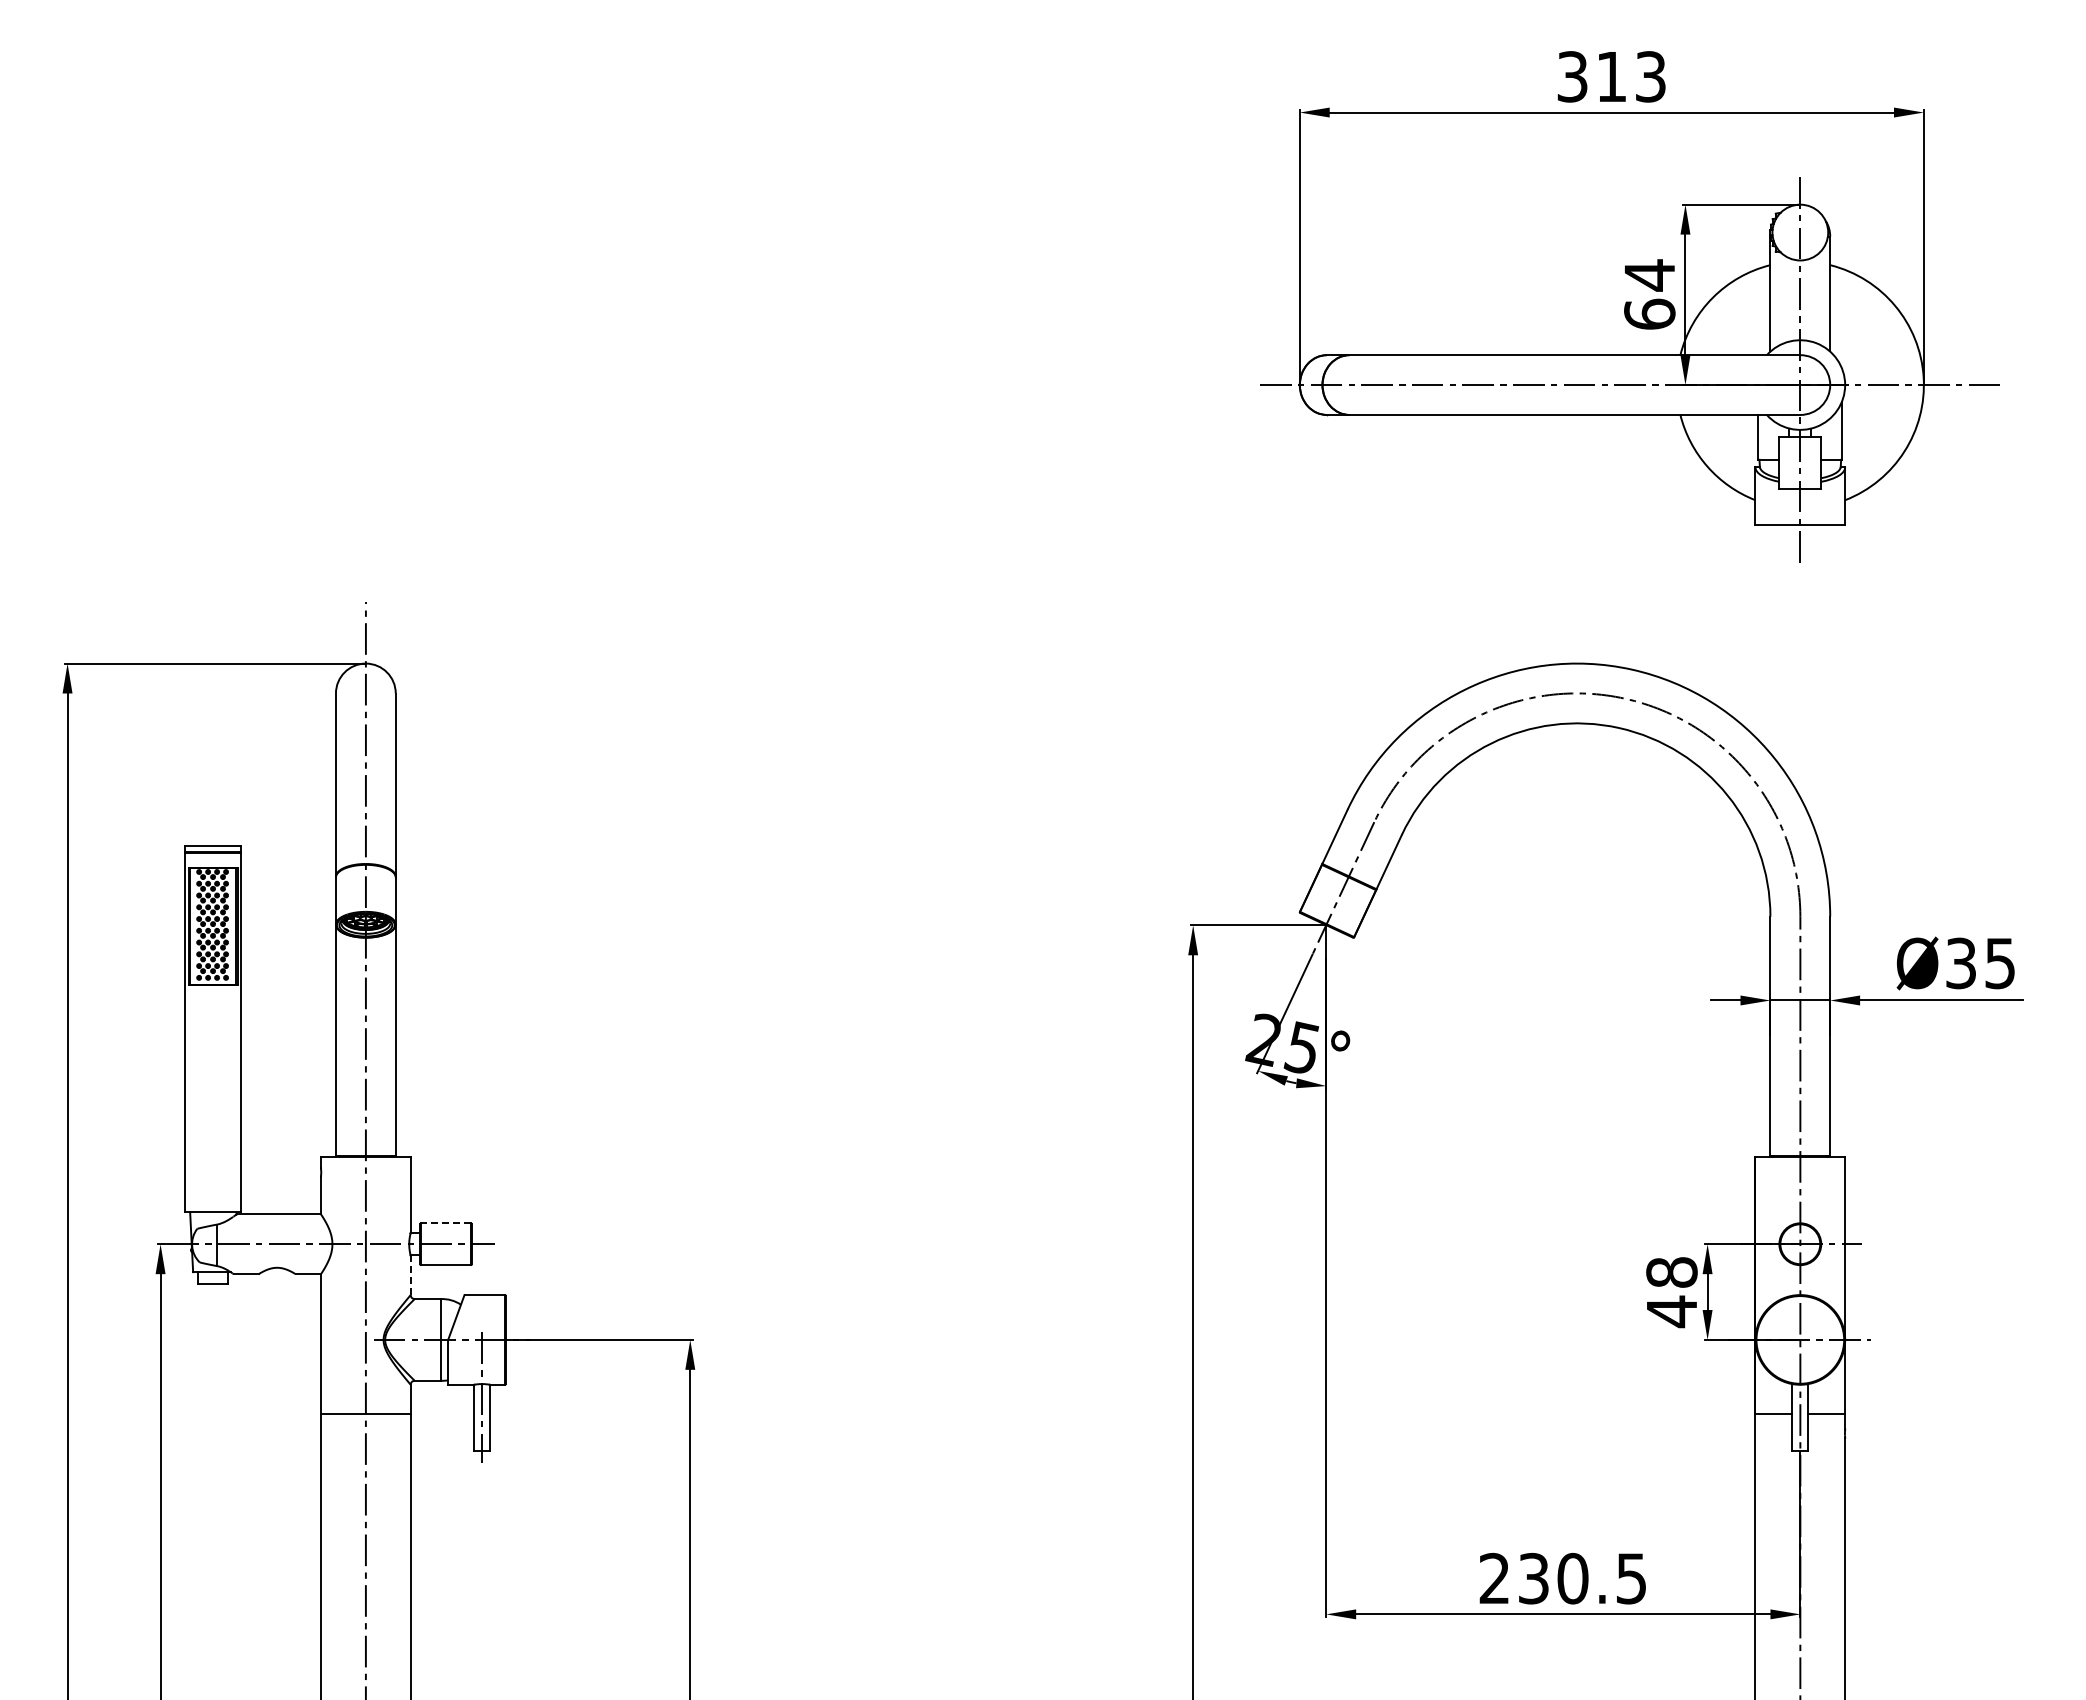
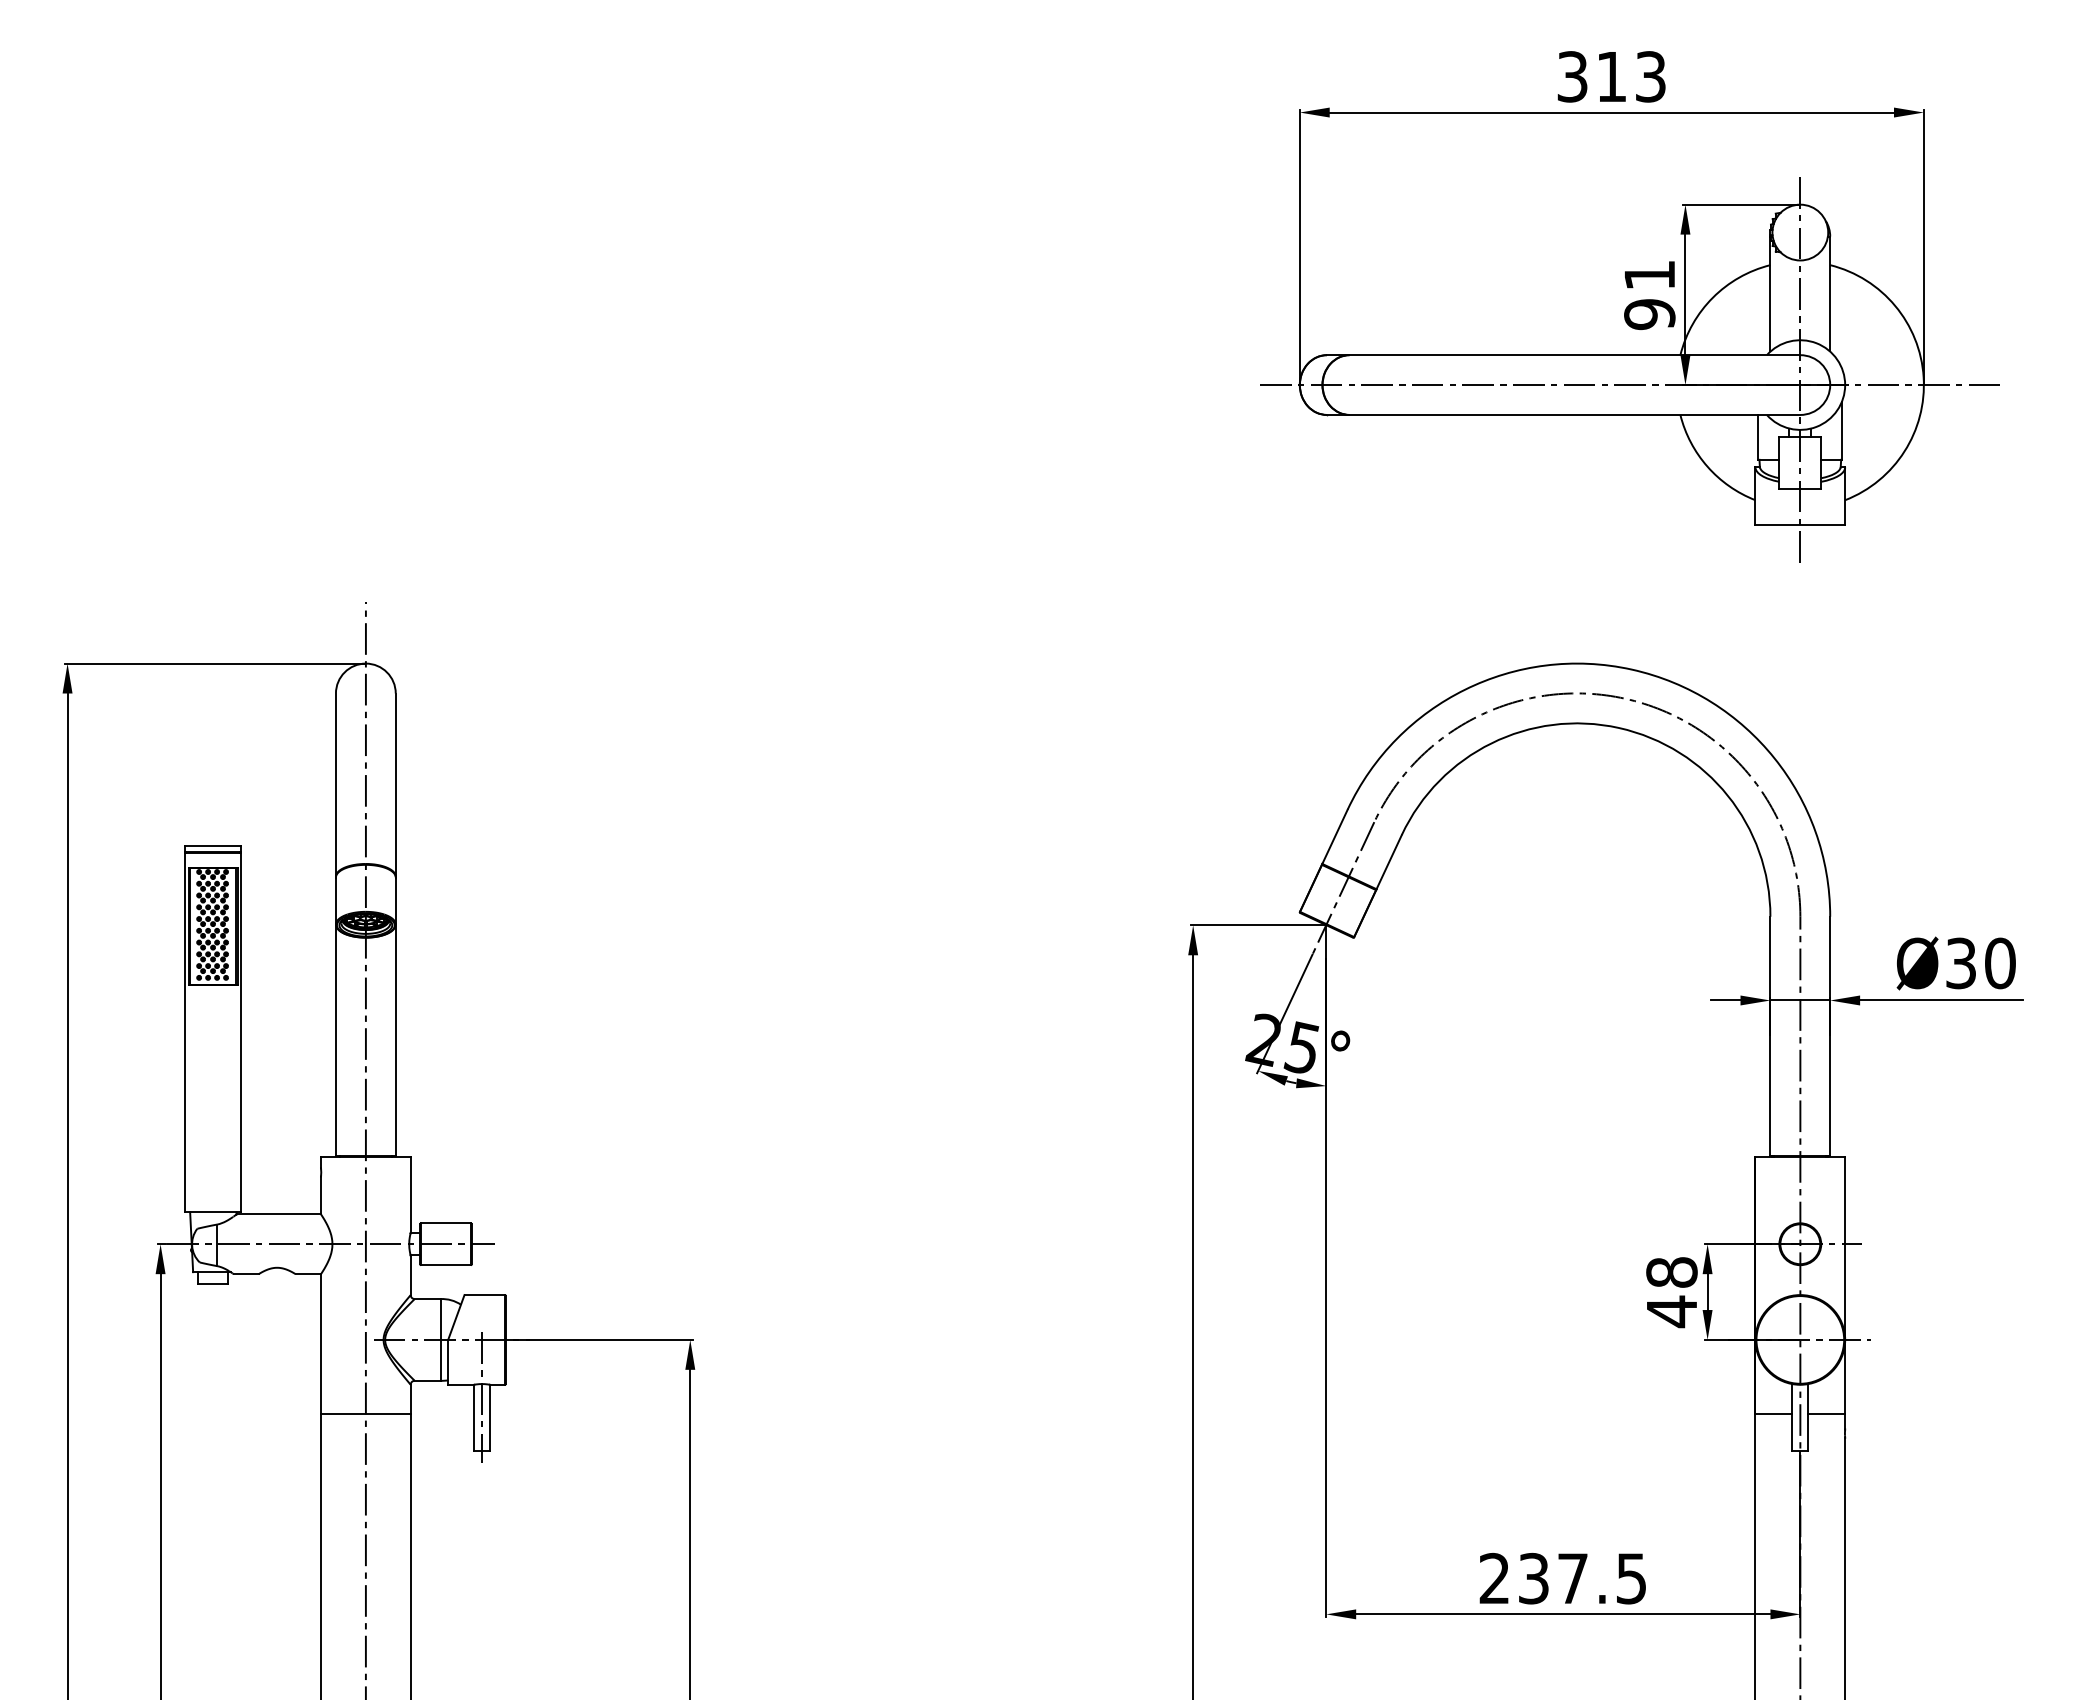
text: 64 -> 91 (1649, 294)
text: Ø35 -> Ø30 (2000, 963)
line: dashed -> solid (445, 1223)
line: dashed -> solid (410, 1275)
text: 230.5 -> 237.5 (1572, 1578)
